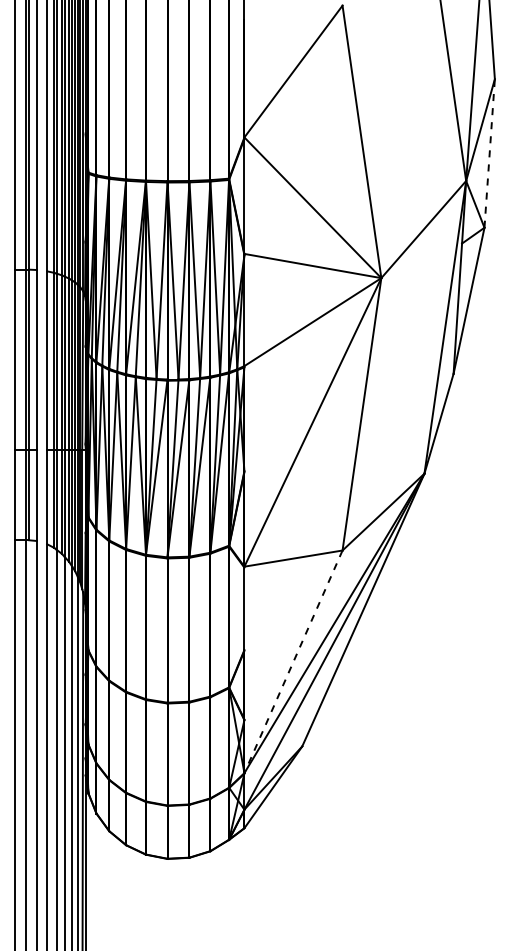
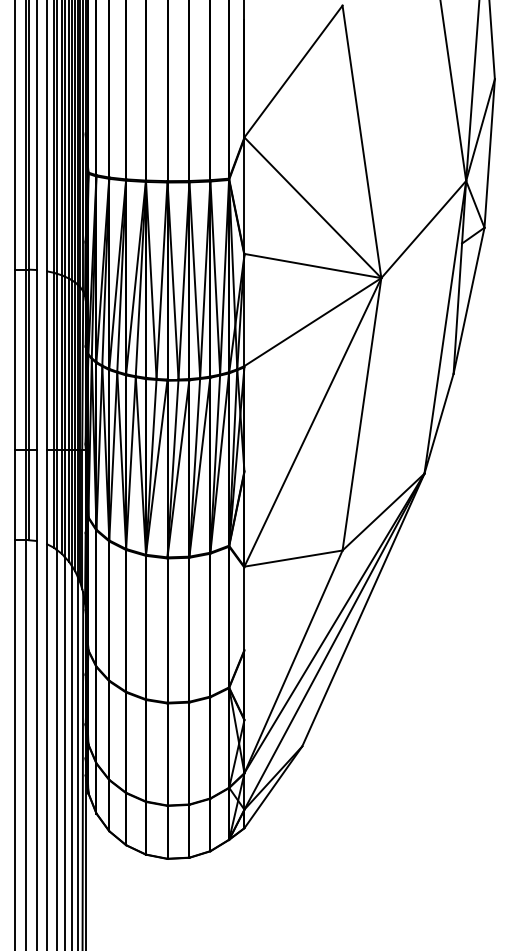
line: dashed -> solid (489, 152)
line: dashed -> solid (293, 661)
